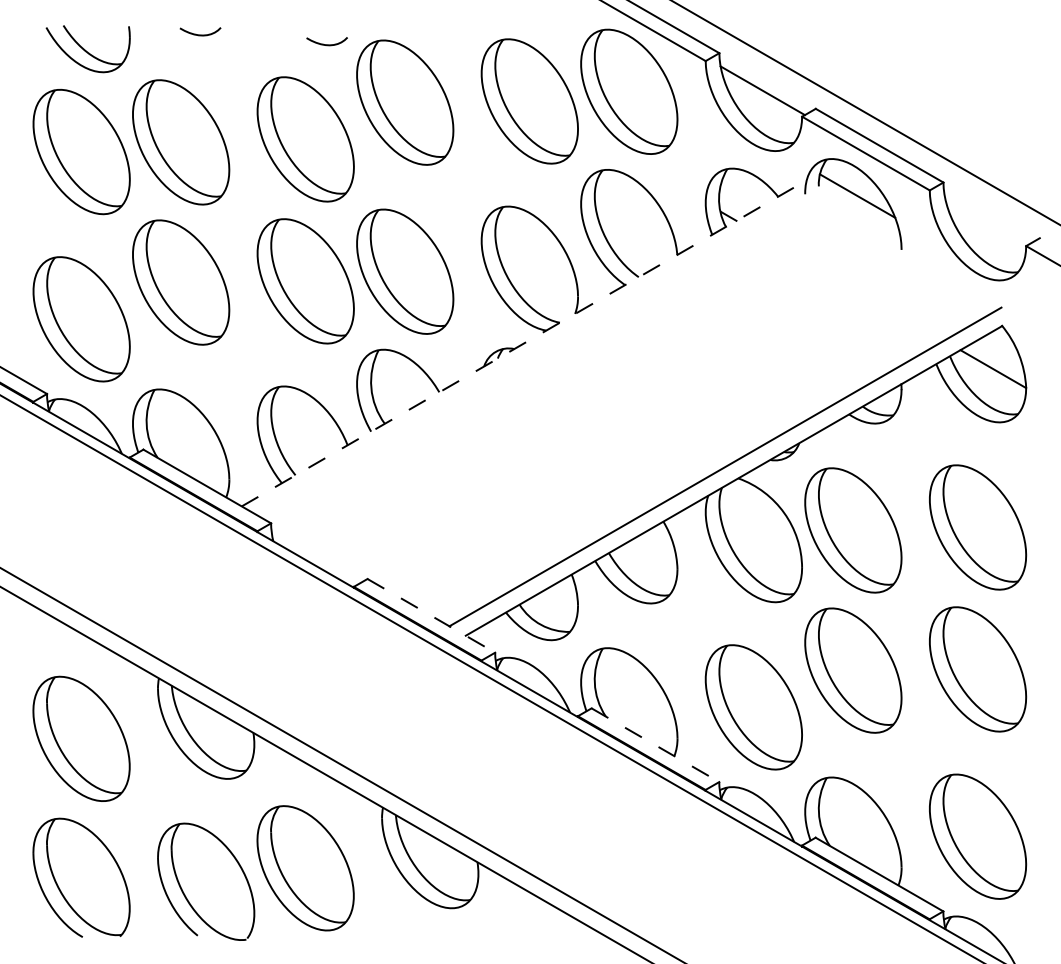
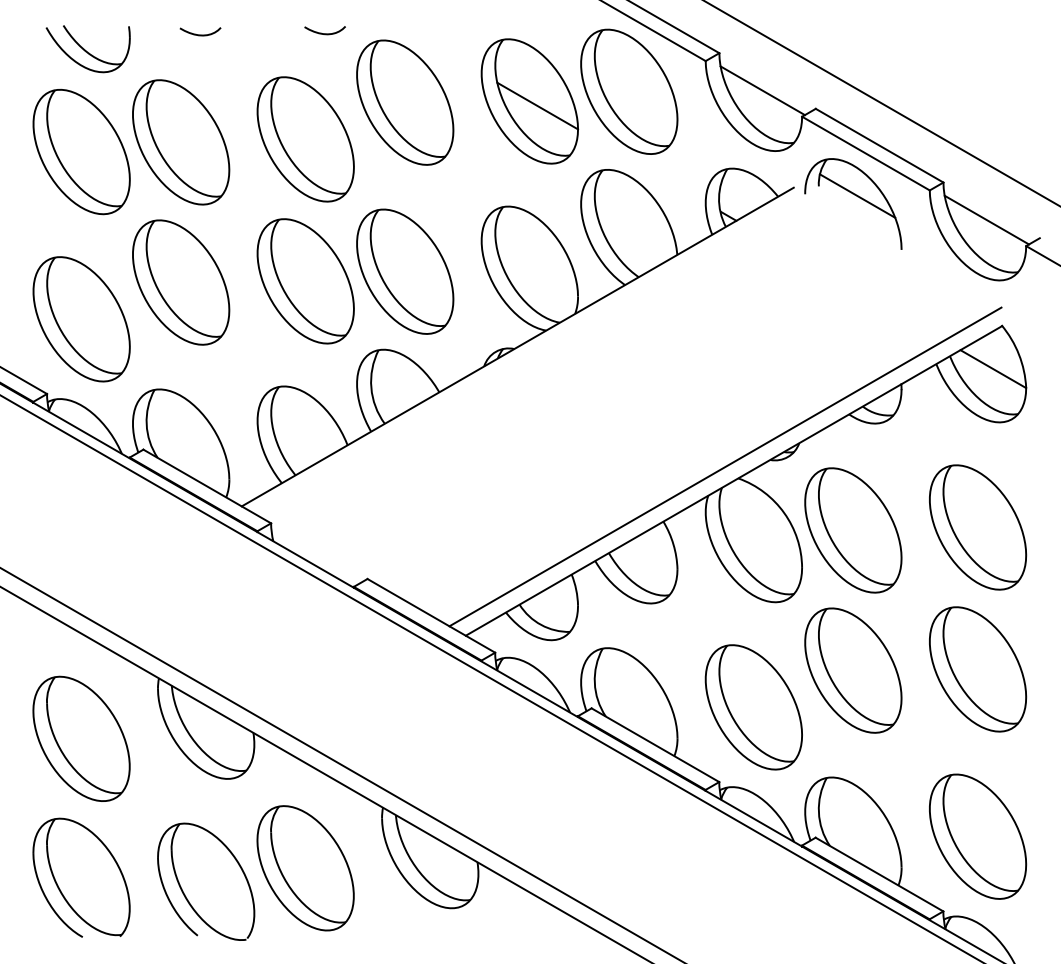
curve position: (326, 44) -> (324, 33) (324, 33)
line: none -> present (537, 105)
line position: (865, 112) -> (881, 103) (881, 103)
line: none -> present (986, 219)
line: dashed -> solid (517, 347)
line: dashed -> solid (431, 615)
line: dashed -> solid (655, 745)
